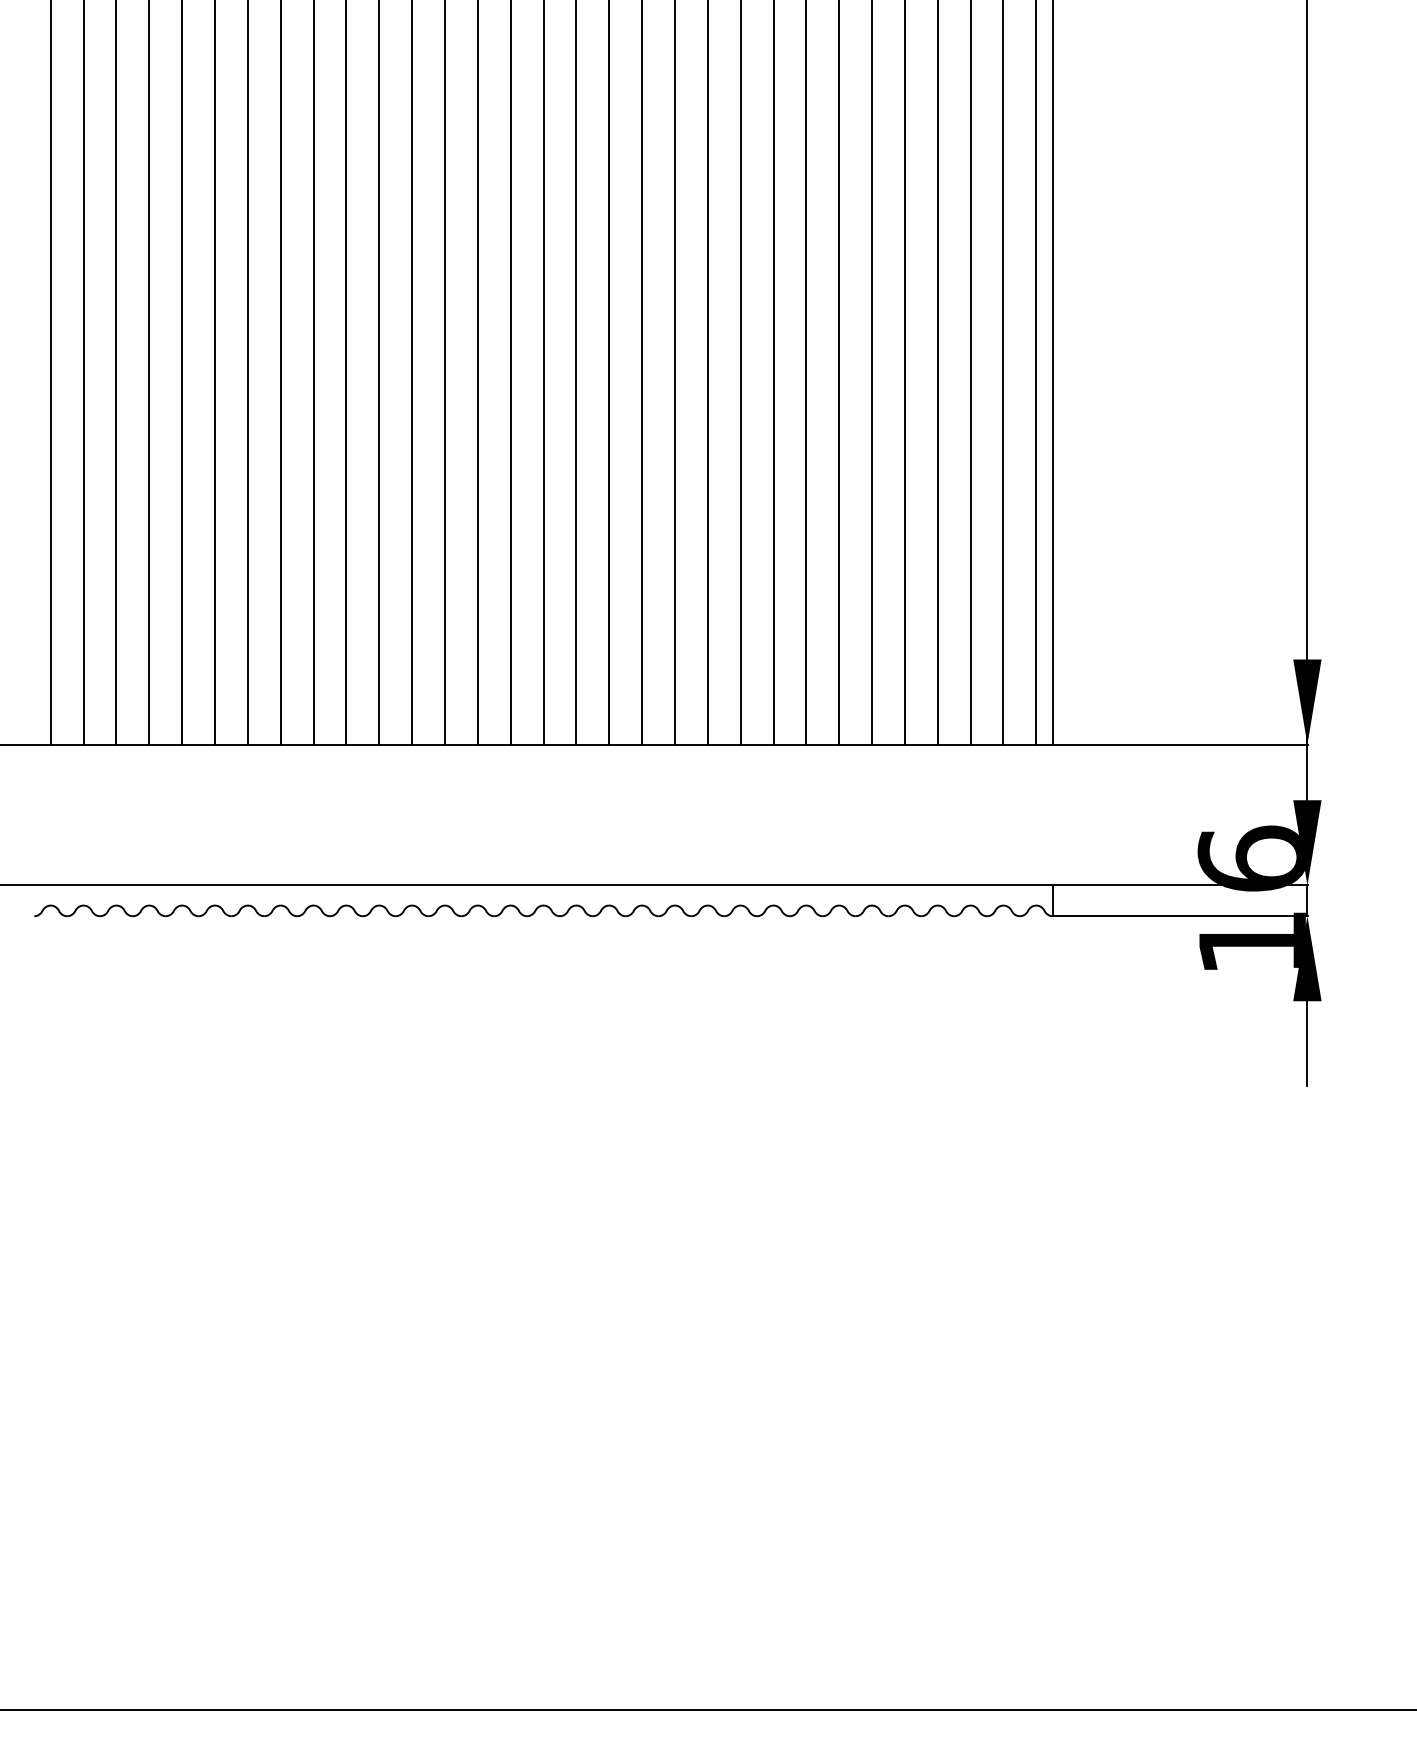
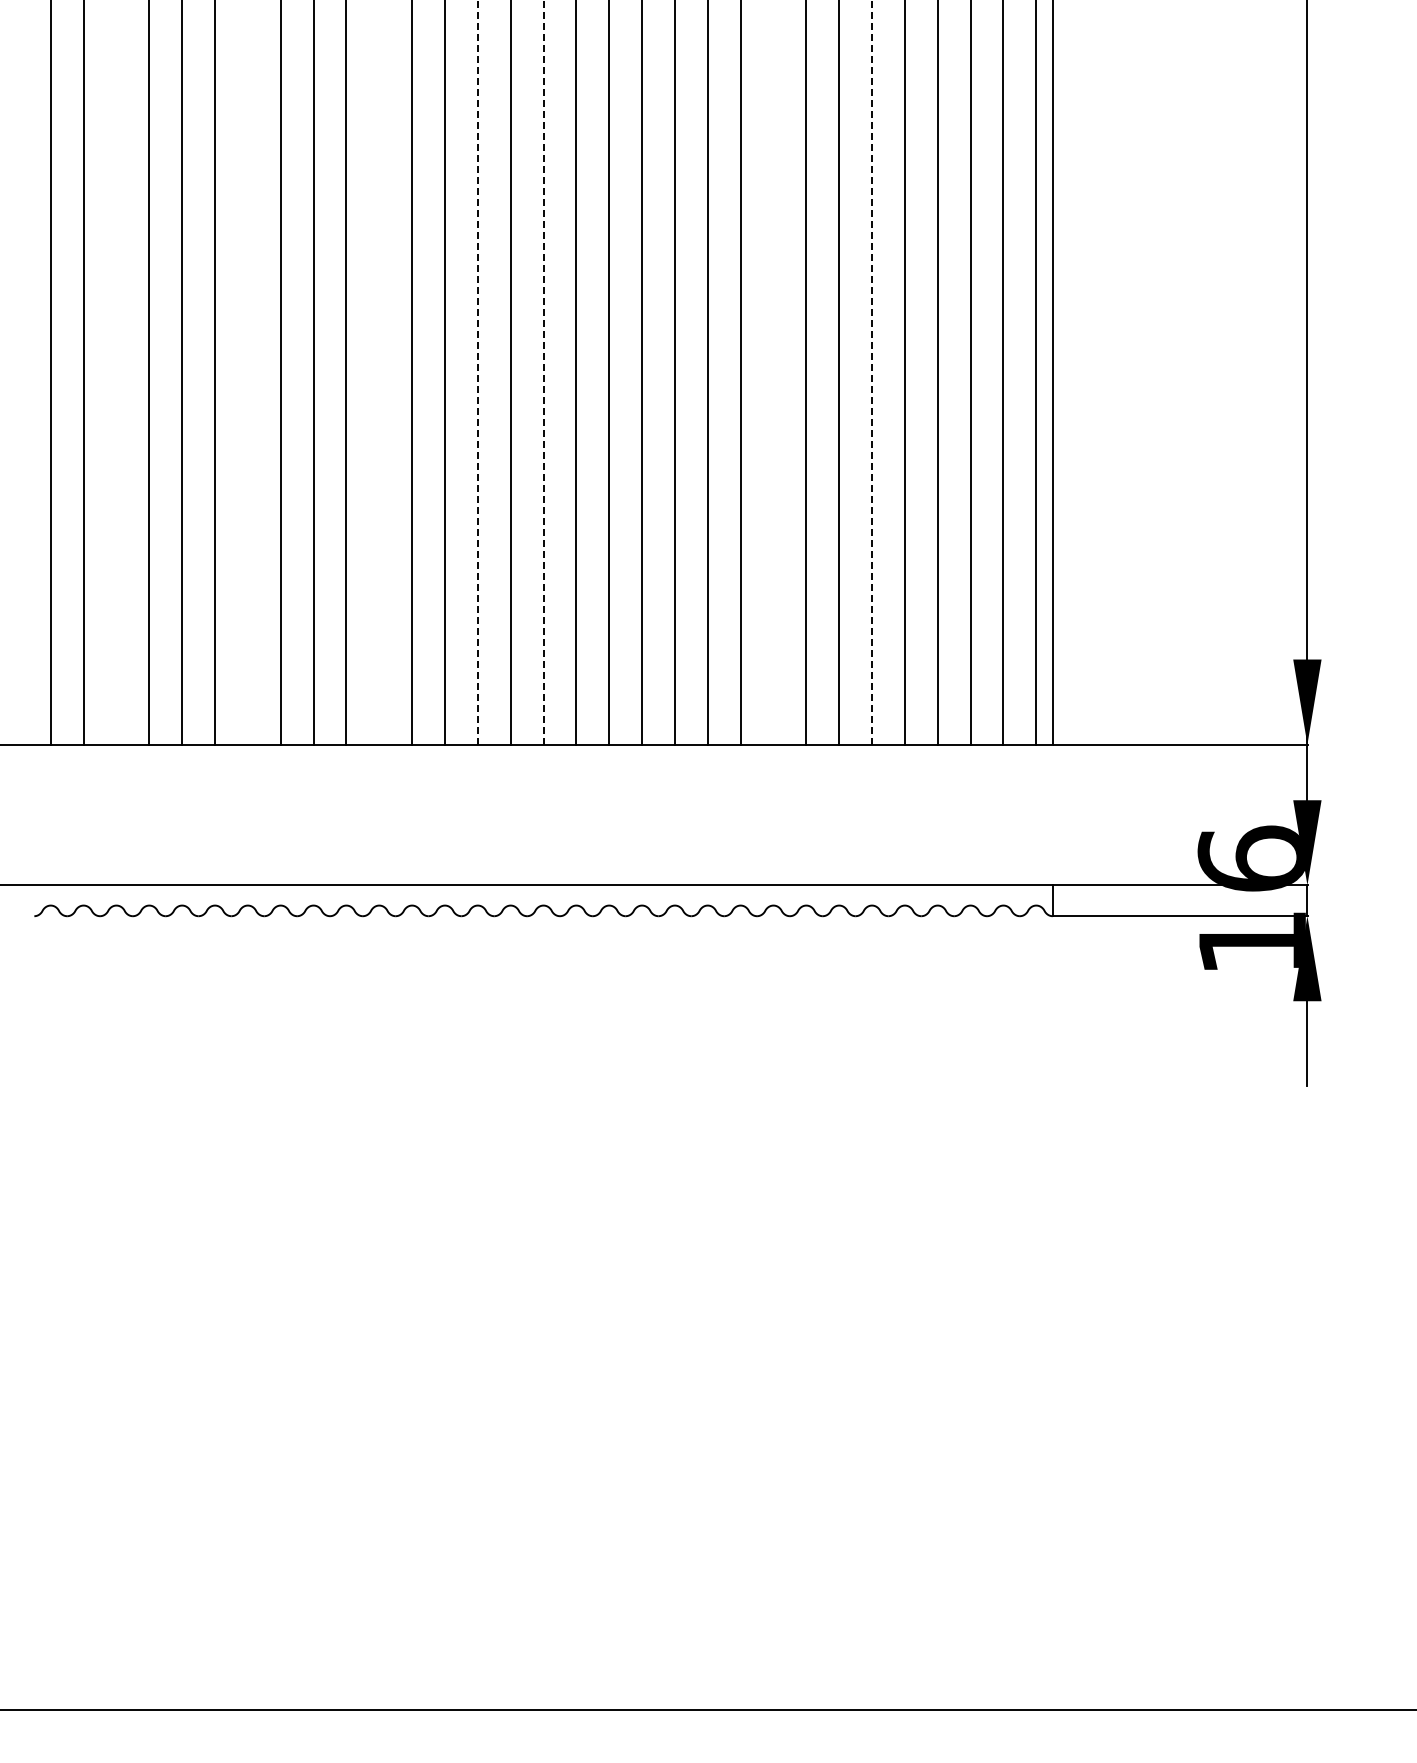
line: solid -> dashed (477, 372)
line: solid -> dashed (543, 372)
line: solid -> dashed (872, 372)
line: present -> none (116, 373)
line: present -> none (247, 373)
line: present -> none (379, 373)
line: present -> none (773, 373)
